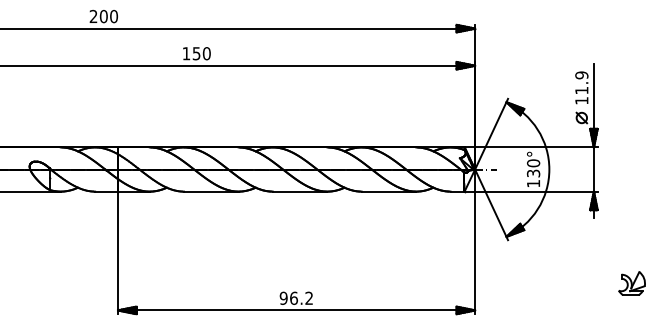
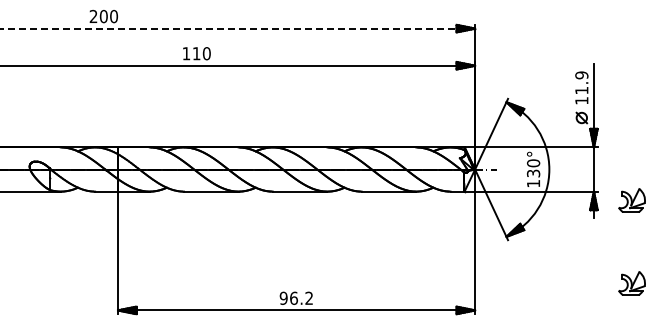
line: solid -> dashed (238, 28)
text: 150 -> 110 (196, 53)
part: none -> present (631, 200)
